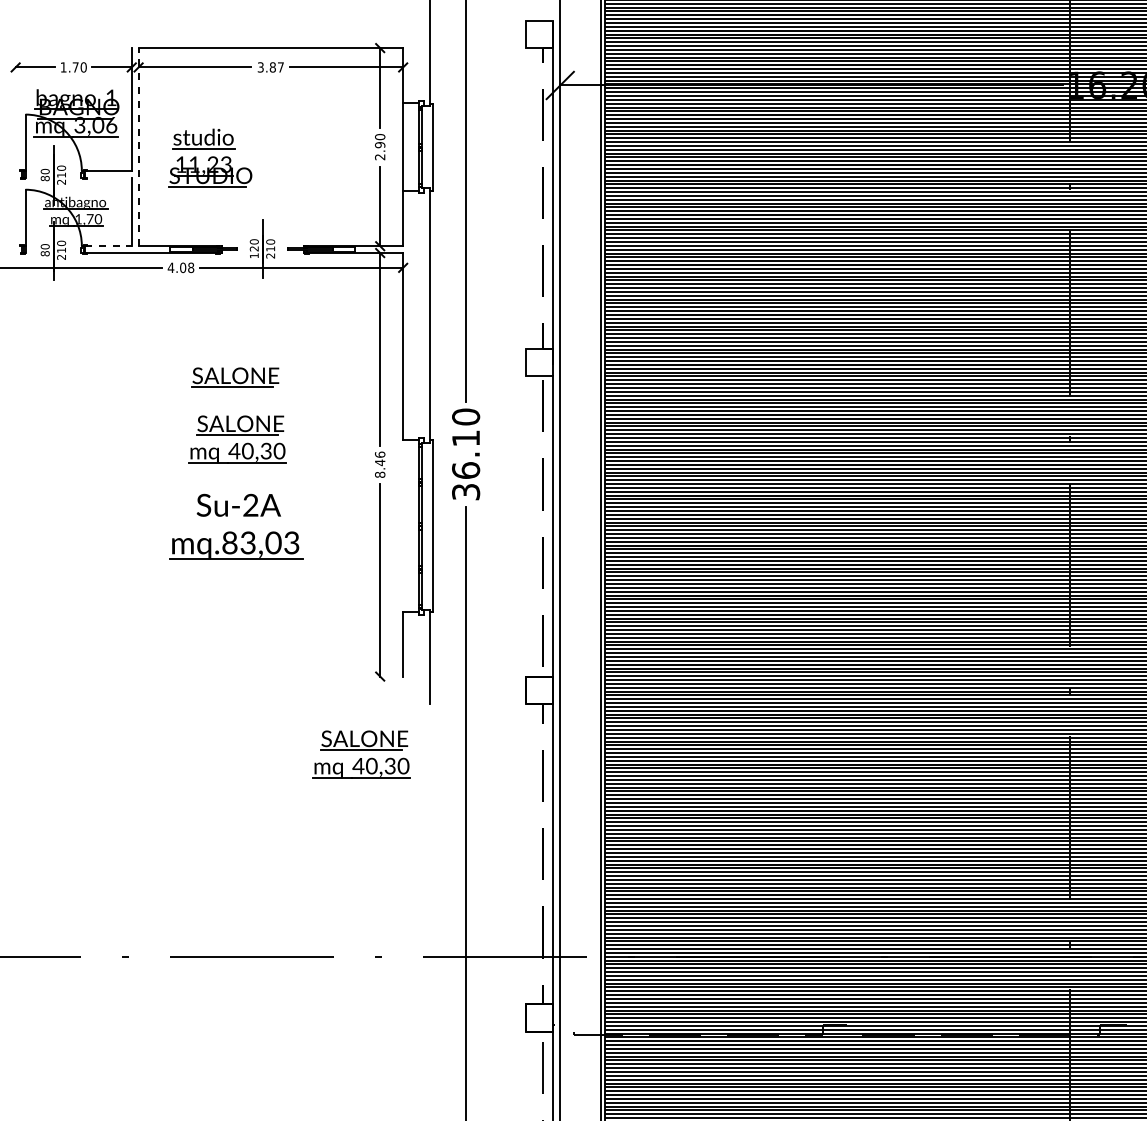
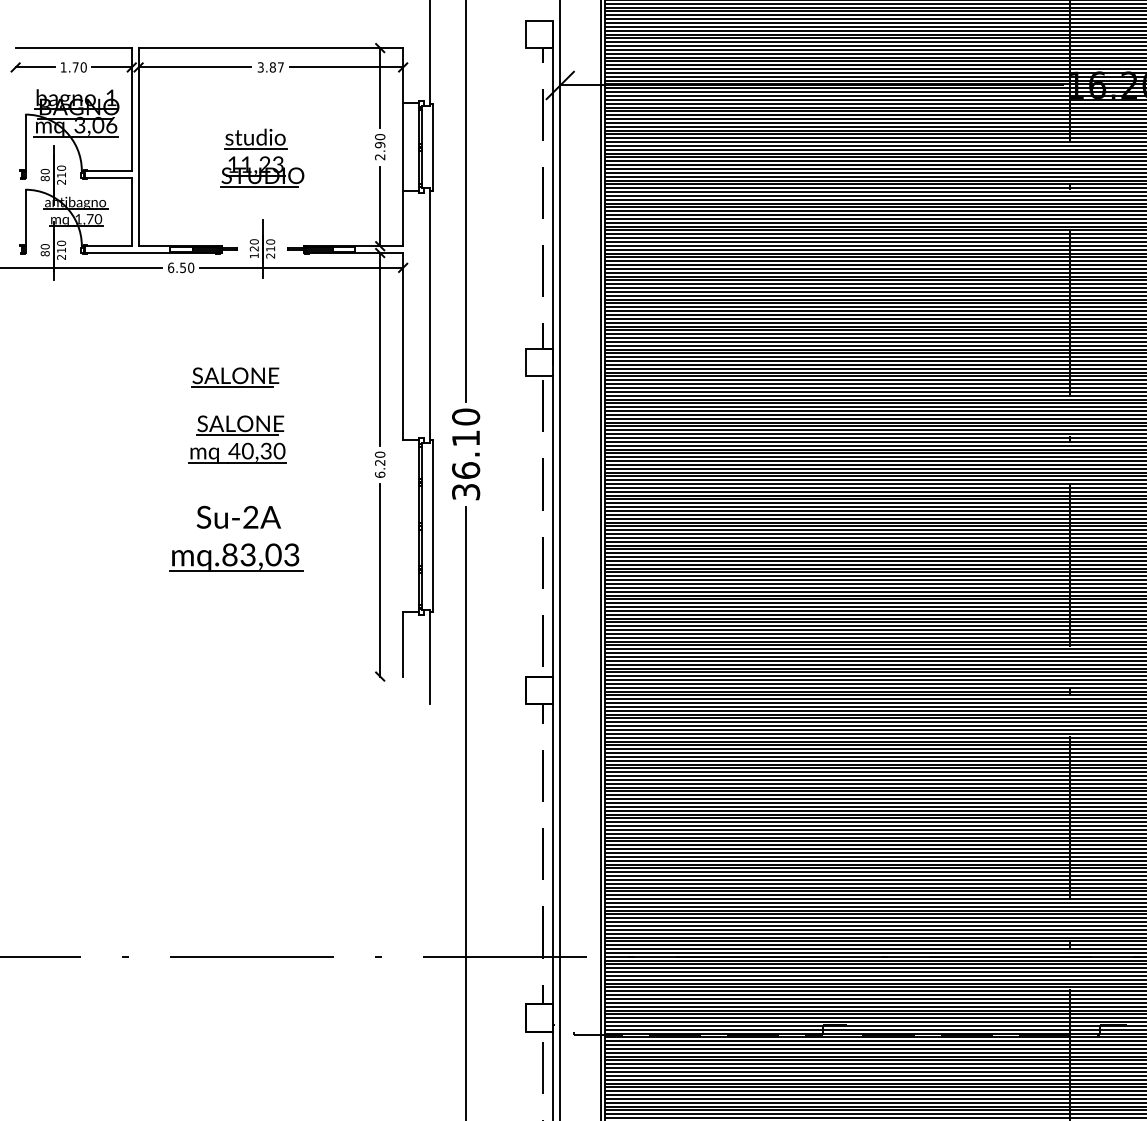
line: none -> present (73, 48)
line: dashed -> solid (138, 146)
part position: (210, 157) -> (262, 157) (262, 157)
line: none -> present (107, 177)
line: dashed -> solid (108, 246)
text: 4.08 -> 6.50 (180, 267)
text: 8.46 -> 6.20 (380, 464)
part position: (234, 532) -> (234, 544) (234, 544)
part: present -> none (361, 754)
